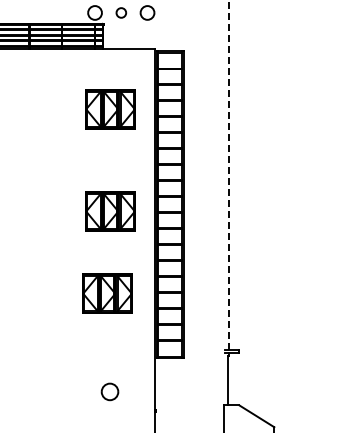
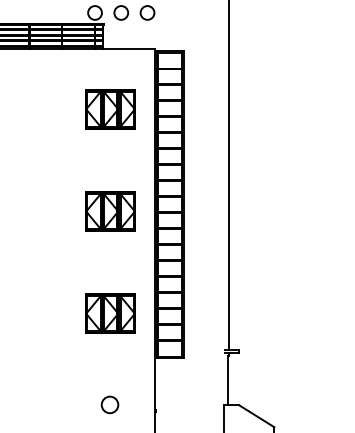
part size: 12x12 px -> 17x16 px (121, 12)
line: dashed -> solid (229, 175)
part position: (107, 293) -> (110, 313) (110, 313)
part position: (109, 391) -> (109, 404) (109, 404)
